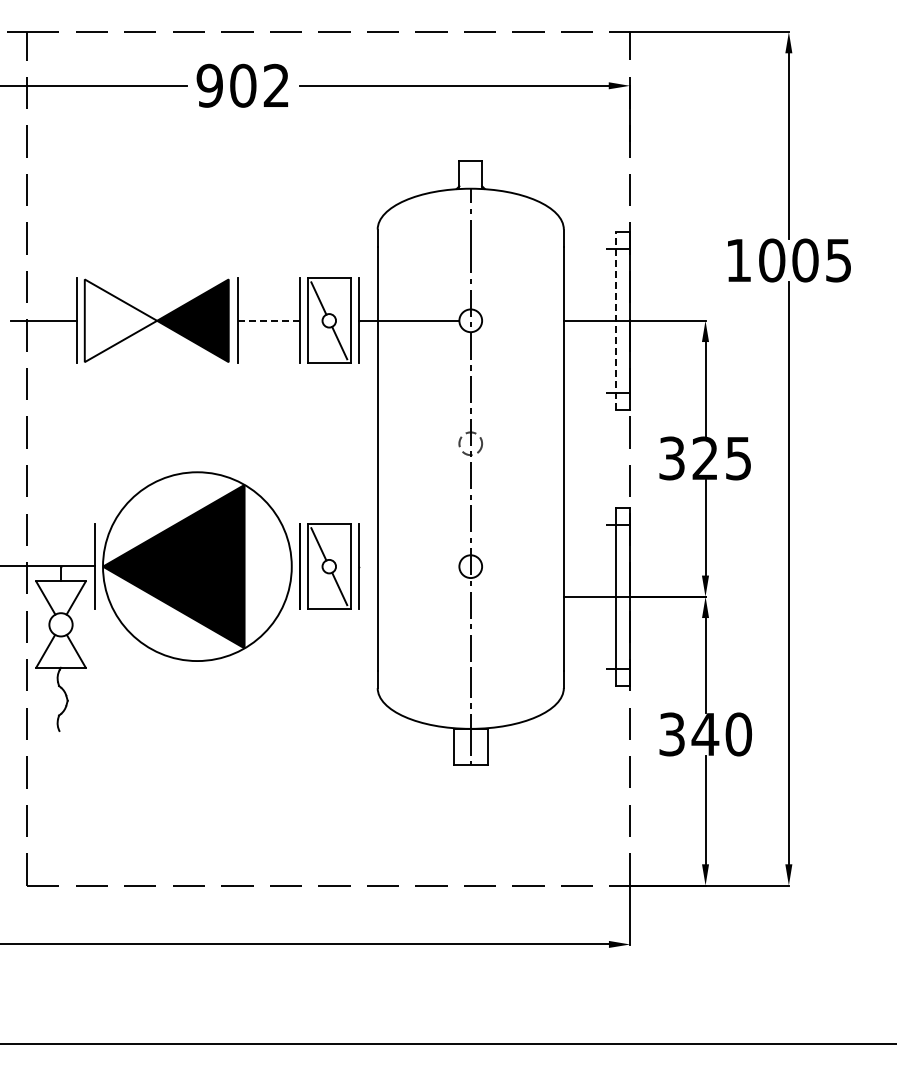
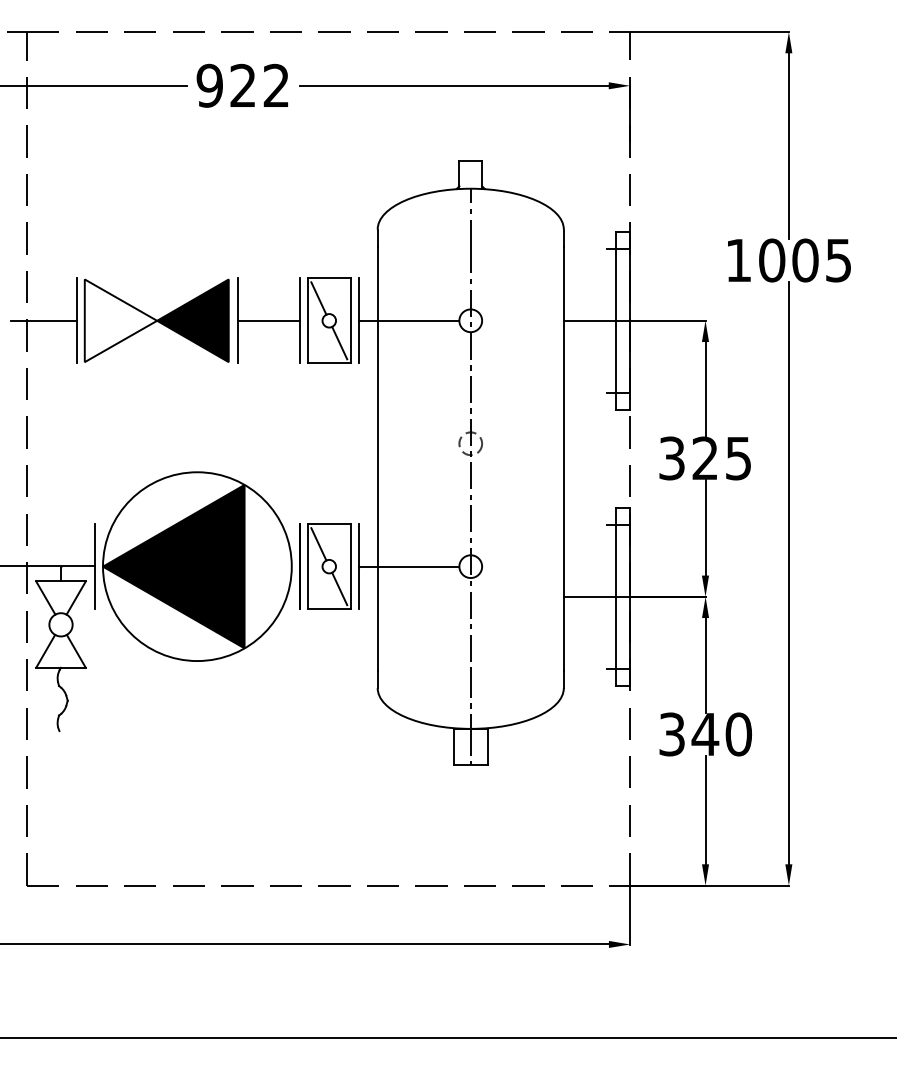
text: 902 -> 922 (243, 85)
line: dashed -> solid (268, 320)
line: dashed -> solid (616, 320)
line: none -> present (408, 566)
line position: (447, 1043) -> (447, 1037) (447, 1037)
